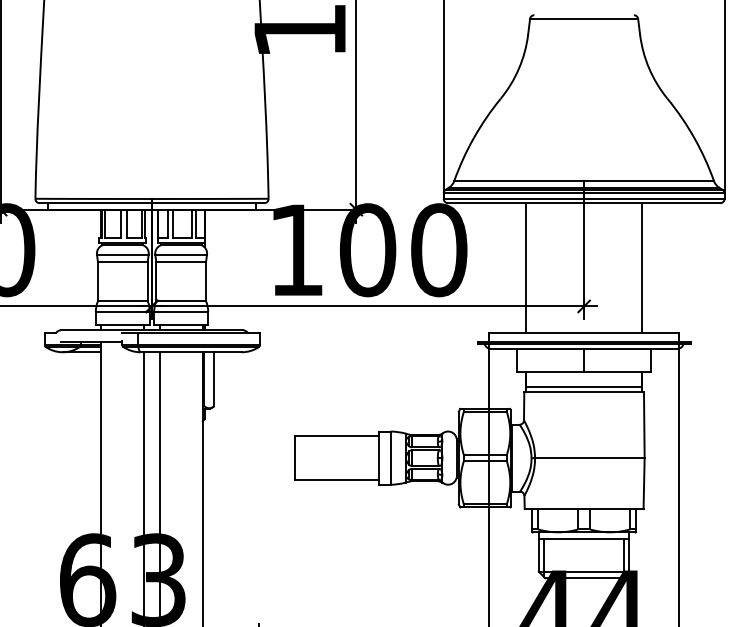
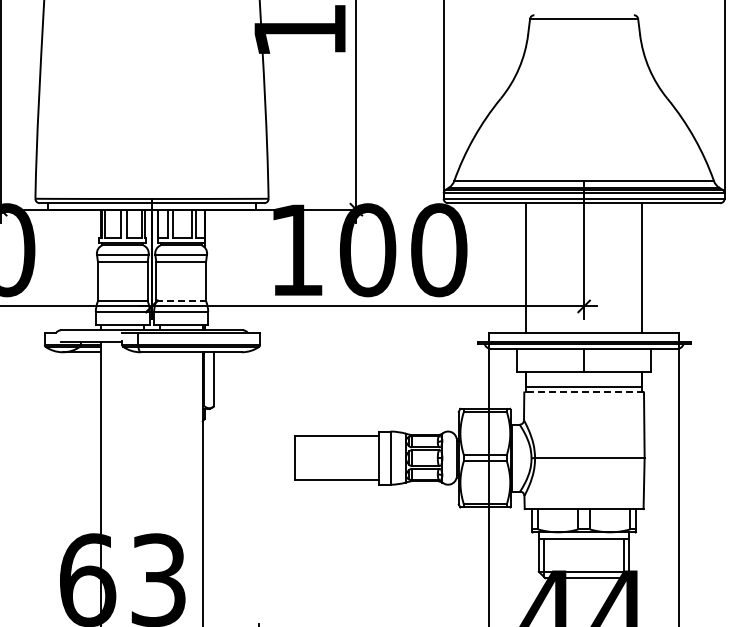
line: solid -> dashed (181, 301)
line: solid -> dashed (584, 392)
line: present -> none (144, 487)
line: present -> none (159, 487)
